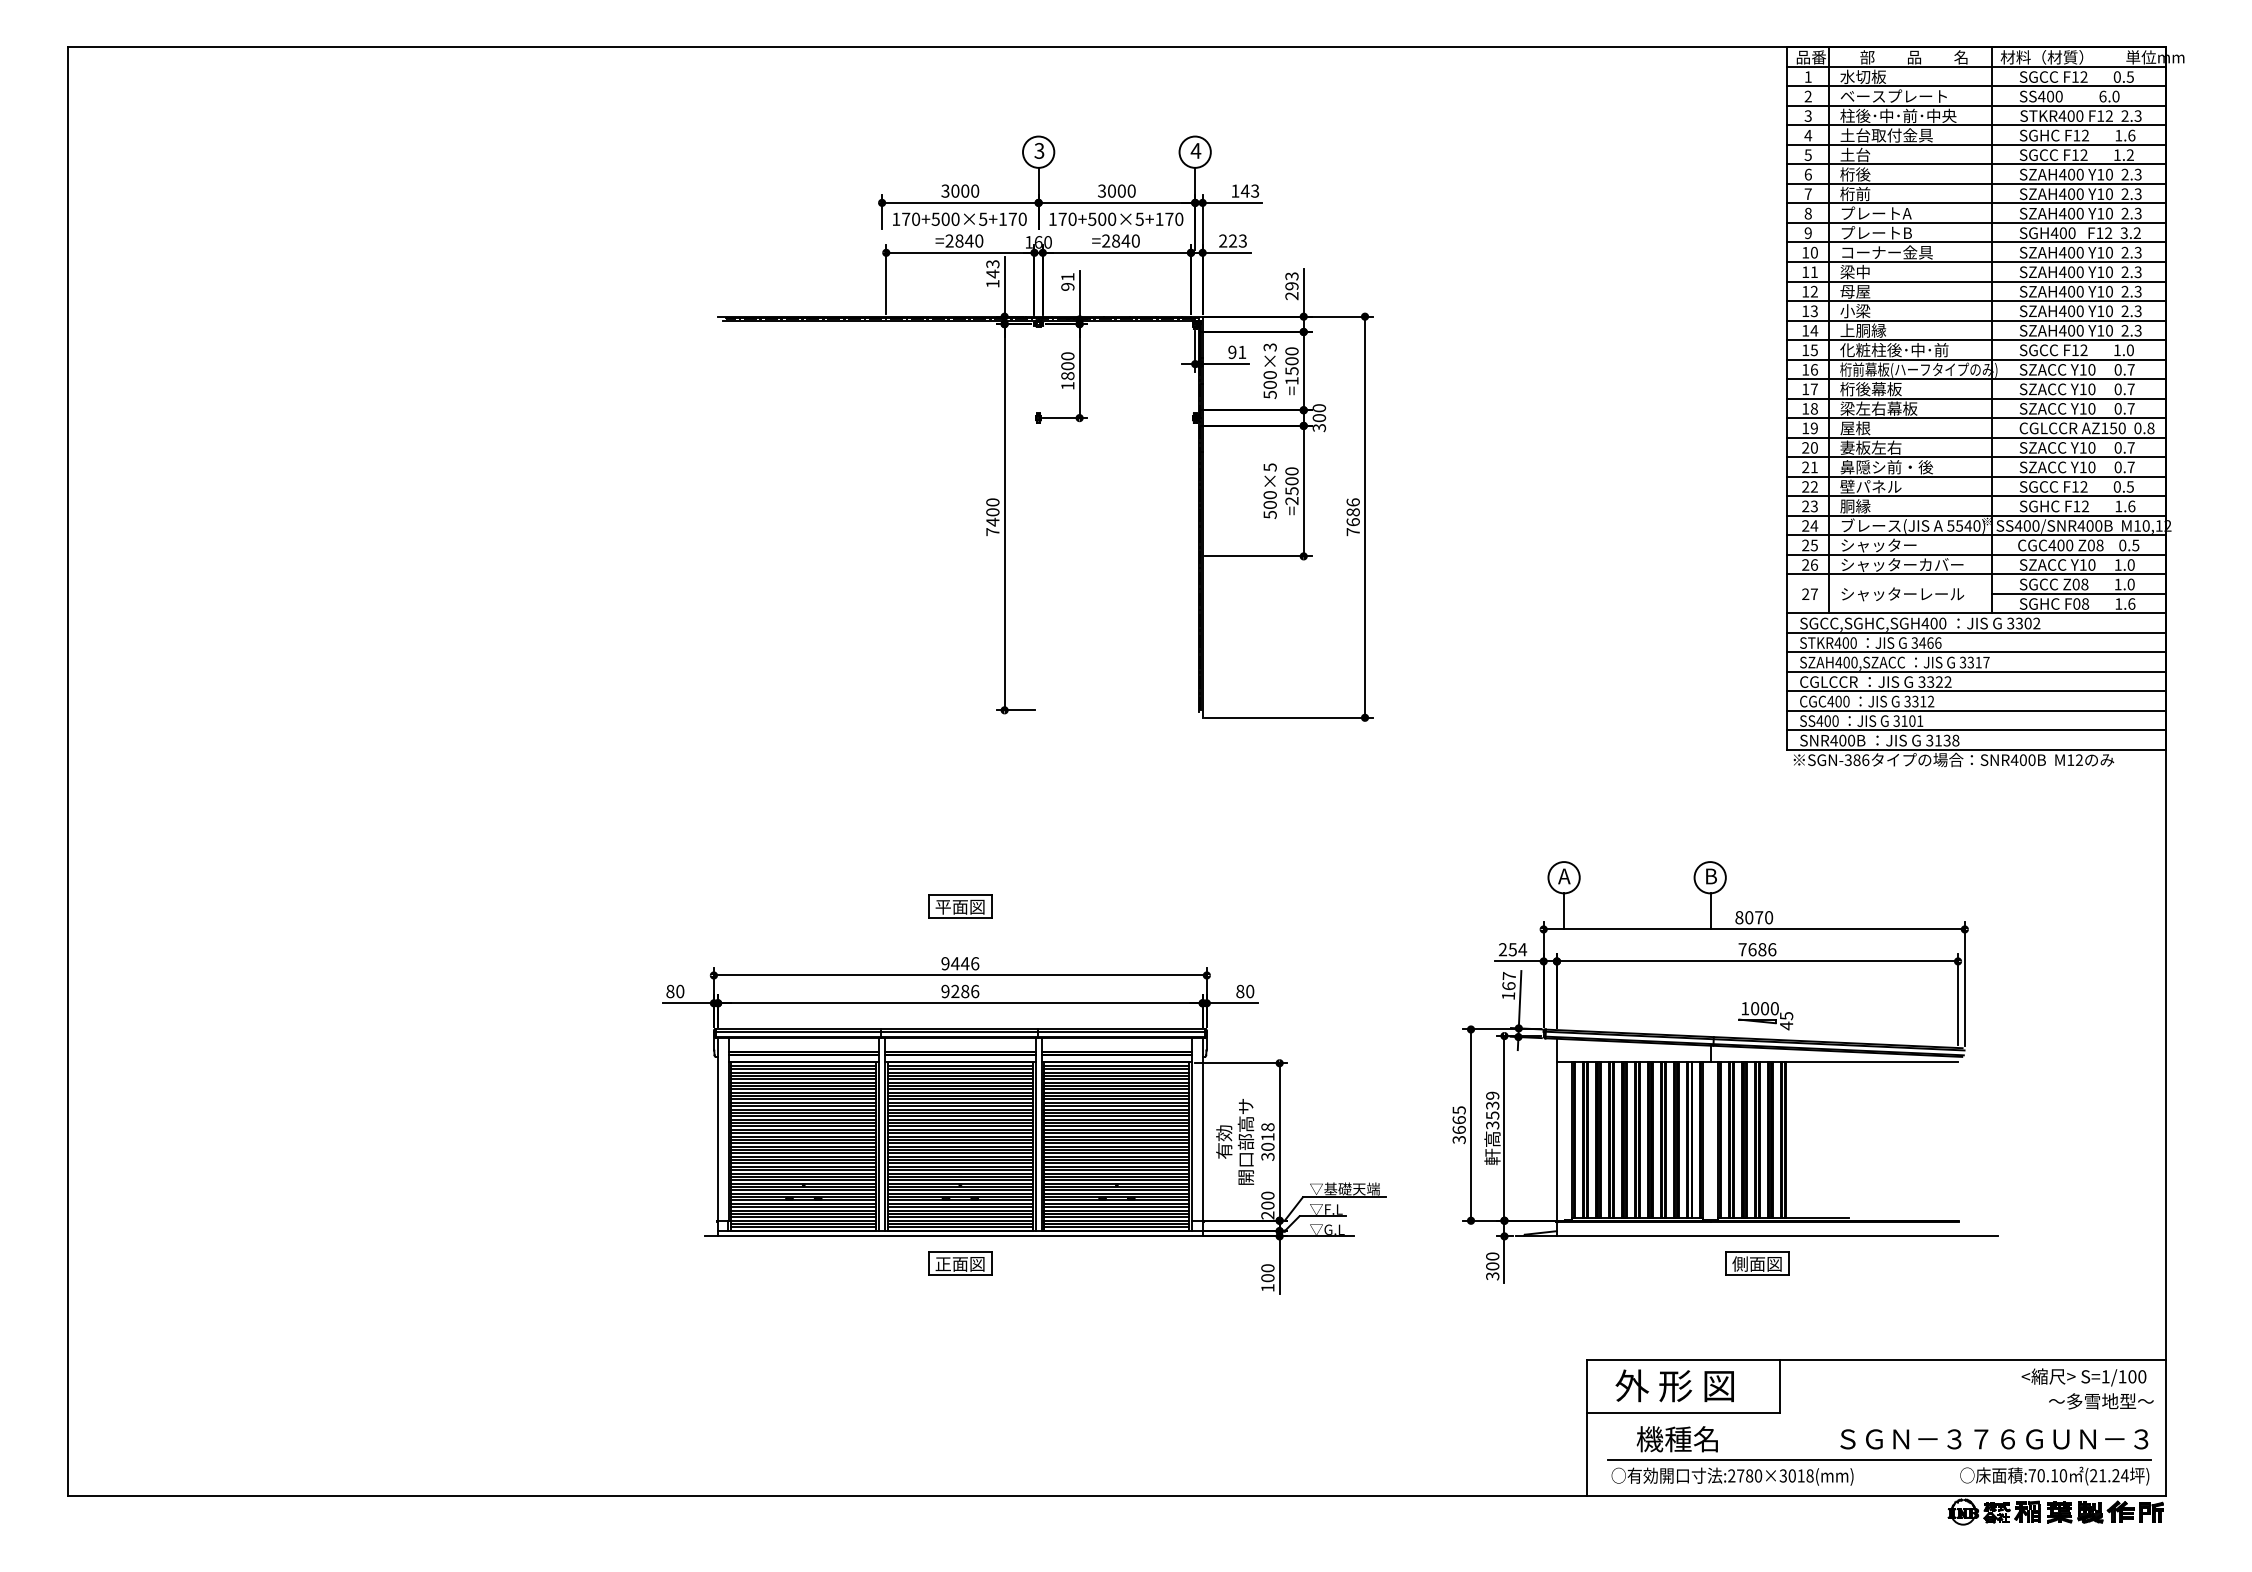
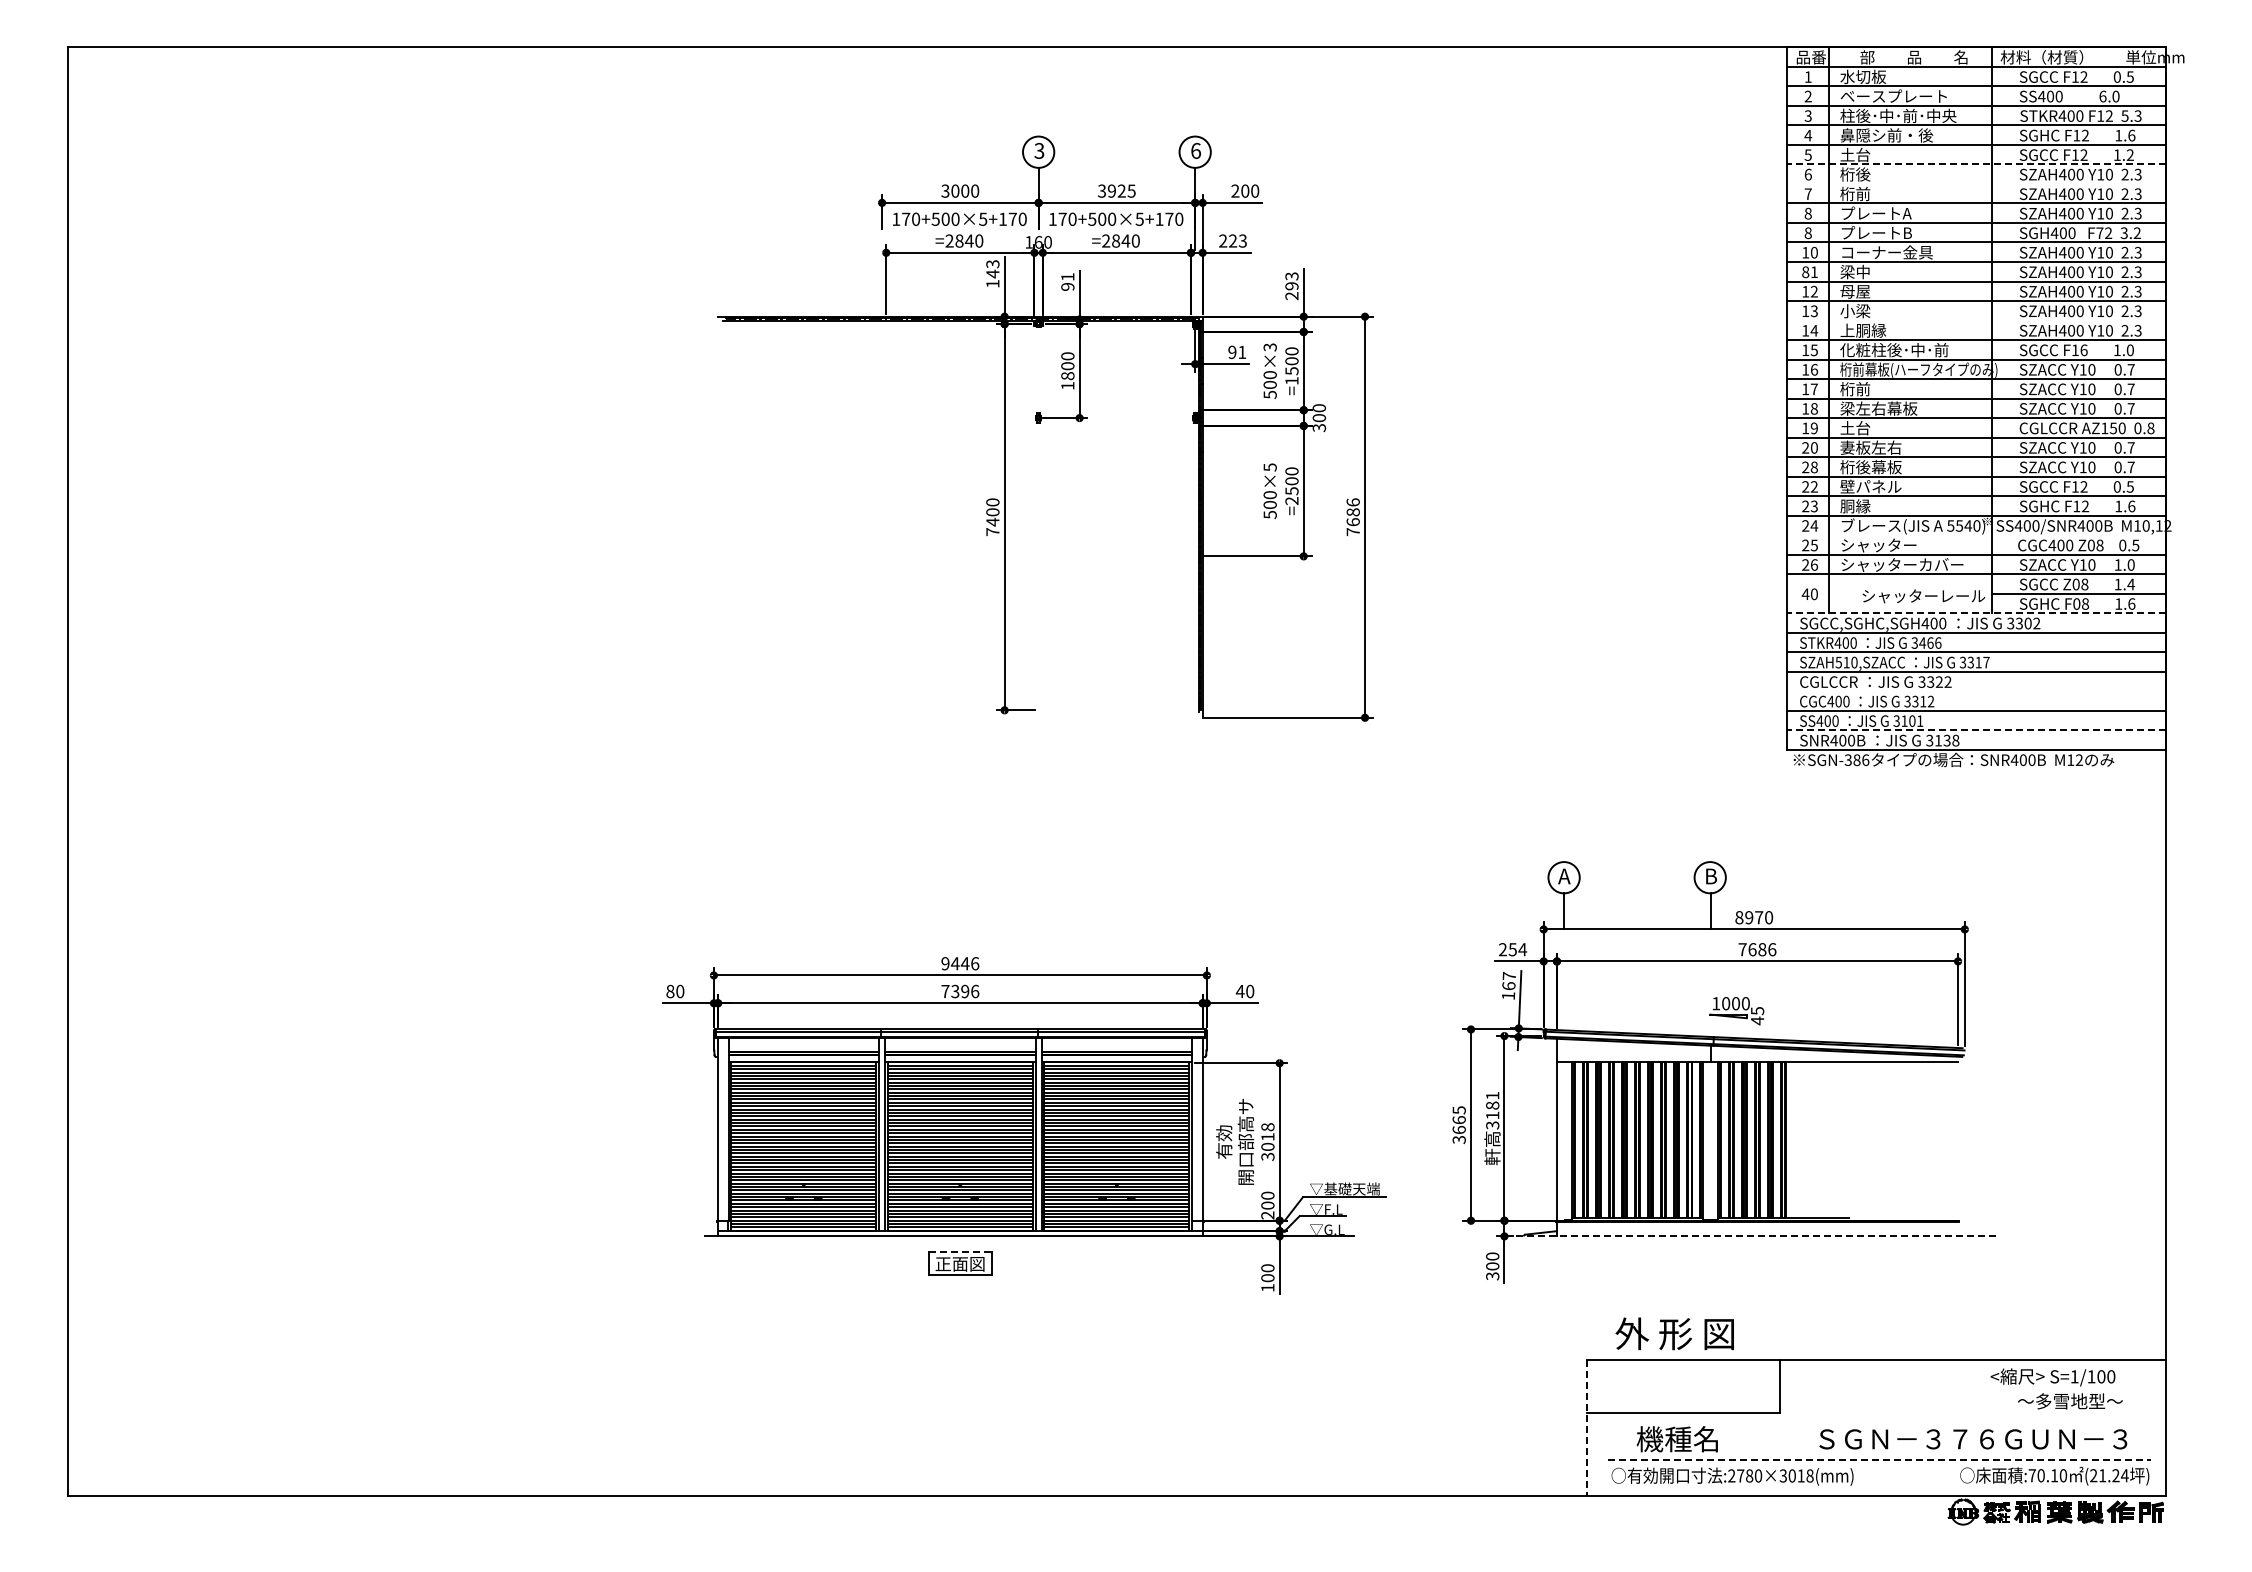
text: 2.3 -> 5.3 (2124, 115)
text: 土台取付金具 -> 鼻隠シ前・後 (1886, 135)
text: 4 -> 6 (1195, 150)
line: solid -> dashed (1976, 164)
line: present -> none (1976, 183)
text: 3000 -> 3925 (1121, 190)
text: 143 -> 200 (1245, 190)
text: 9 -> 8 (1807, 232)
text: F12 -> F72 (2099, 232)
text: 11 -> 81 (1805, 272)
line: present -> none (1976, 320)
text: F12 -> F16 (2083, 350)
text: 桁後幕板 -> 桁前 (1878, 389)
text: 屋根 -> 土台 (1855, 428)
text: 21 -> 28 (1813, 467)
text: 鼻隠シ前・後 -> 桁後幕板 (1886, 467)
line: present -> none (1976, 535)
text: 1.0 -> 1.4 (2131, 584)
text: 27 -> 40 (1809, 594)
text position: (1902, 594) -> (1923, 596) (1923, 596)
line: solid -> dashed (1976, 613)
text: SZAH400,SZACC -> SZAH510,SZACC (1842, 662)
line: present -> none (1976, 691)
line: solid -> dashed (1976, 730)
part: present -> none (960, 906)
text: 8070 -> 8970 (1749, 917)
text: 9286 -> 7396 (955, 991)
text: 80 -> 40 (1239, 991)
part position: (1765, 1016) -> (1736, 1011) (1736, 1011)
text: 3539 -> 3181 (1492, 1105)
line: solid -> dashed (1757, 1236)
line: solid -> dashed (960, 1252)
part: present -> none (1757, 1263)
text position: (1674, 1385) -> (1674, 1333) (1674, 1333)
text position: (2087, 1388) -> (2056, 1388) (2056, 1388)
line: solid -> dashed (1587, 1428)
text position: (1994, 1439) -> (1973, 1439) (1973, 1439)
line: solid -> dashed (1879, 1460)
